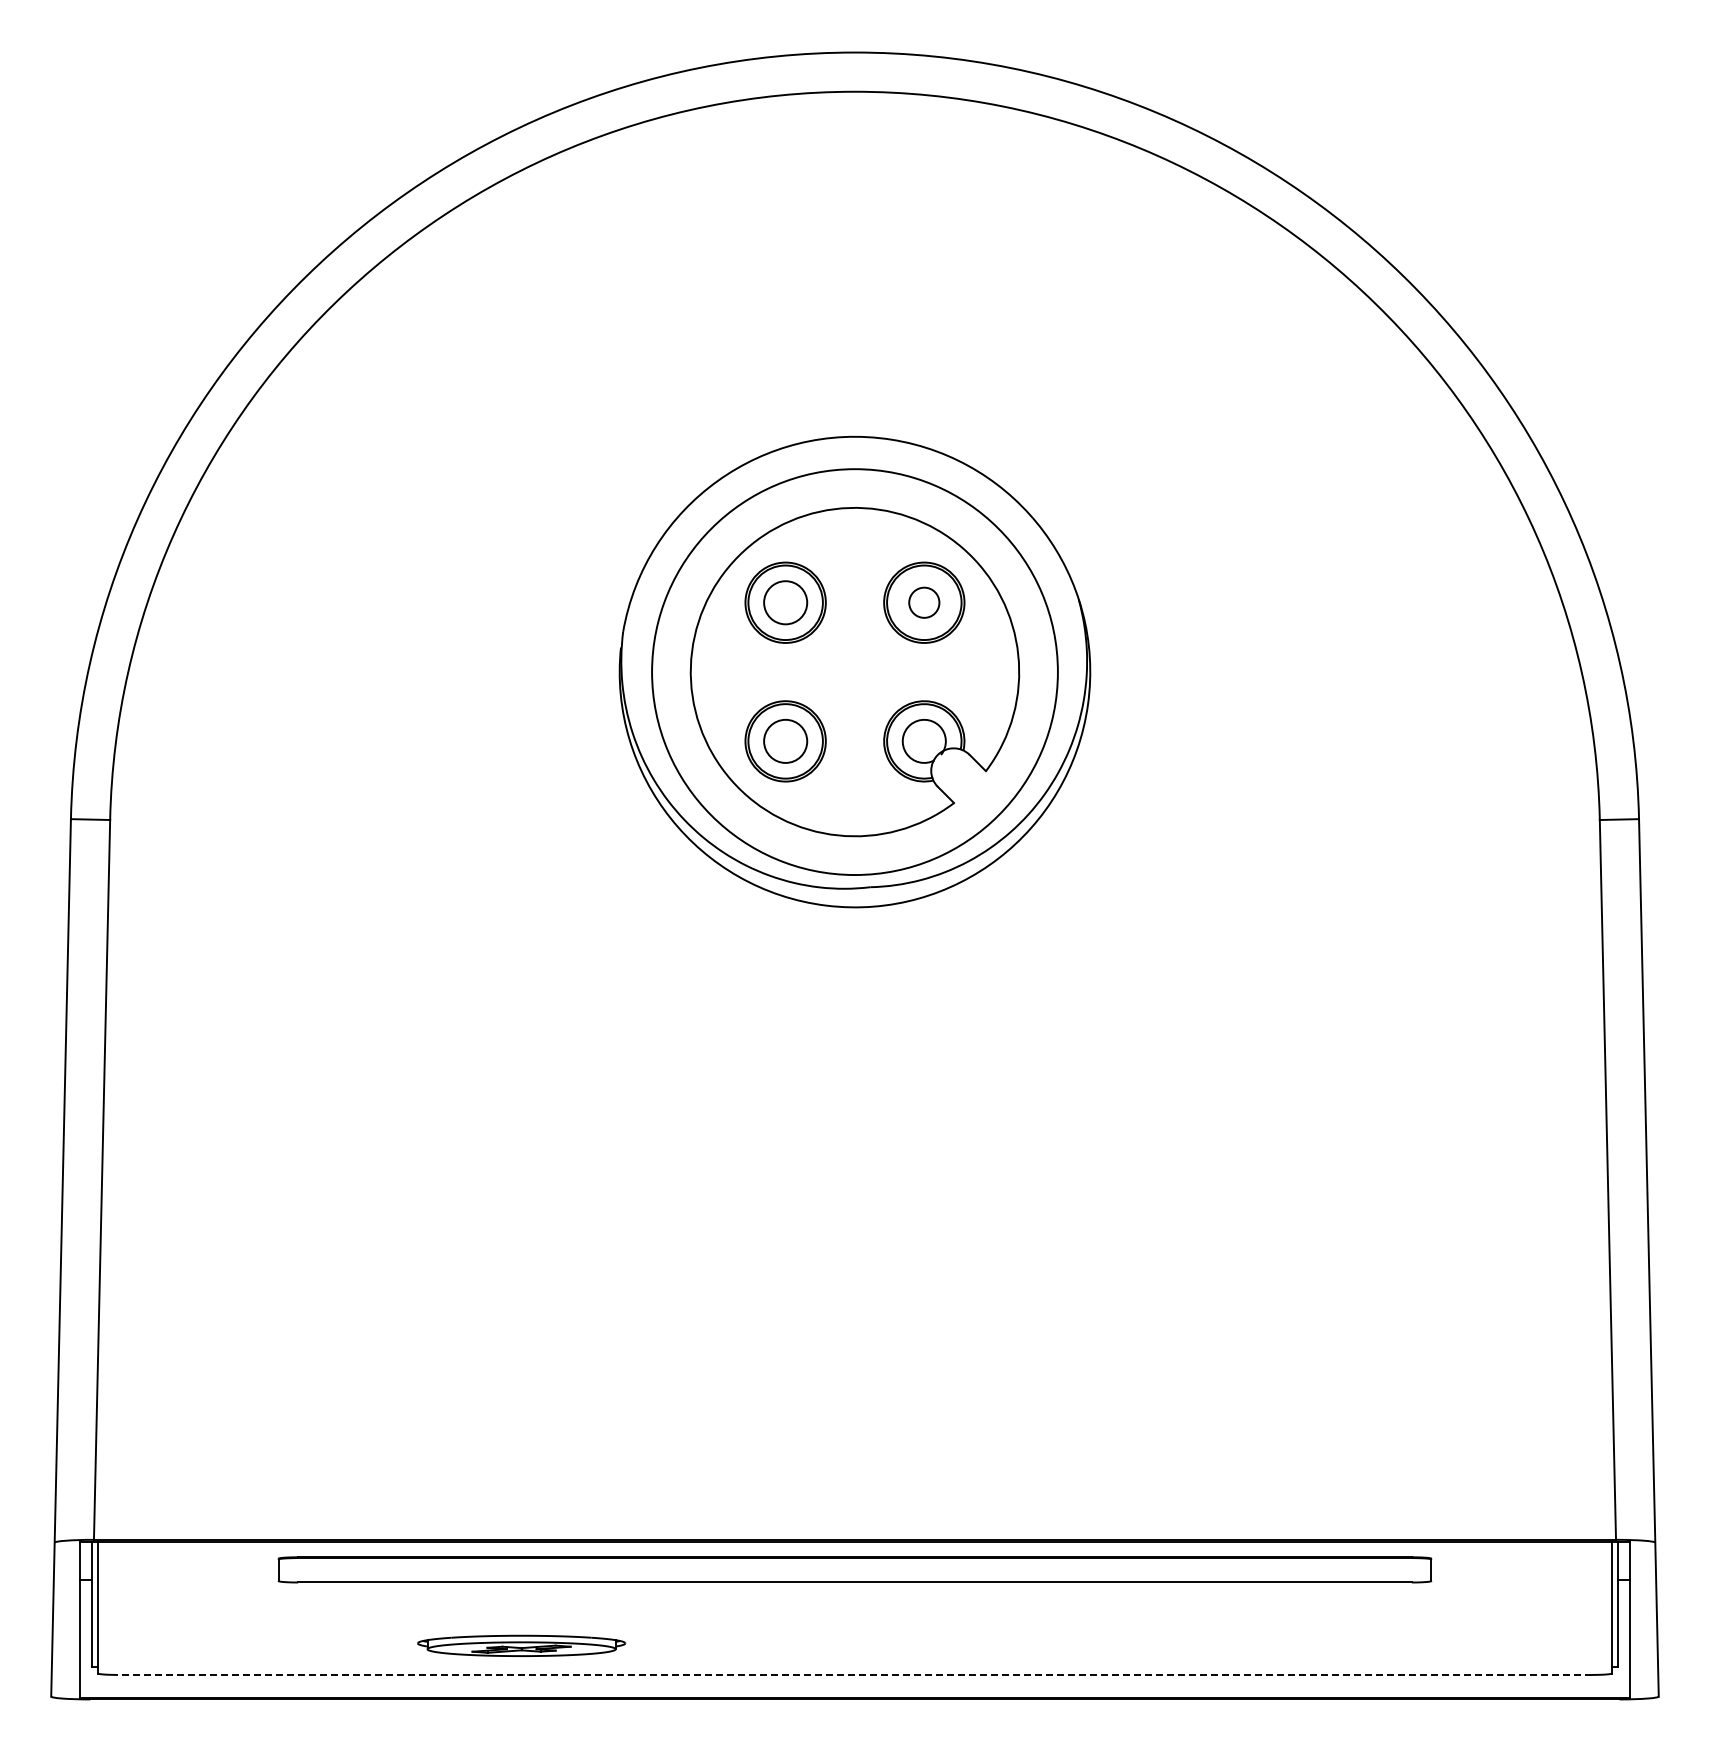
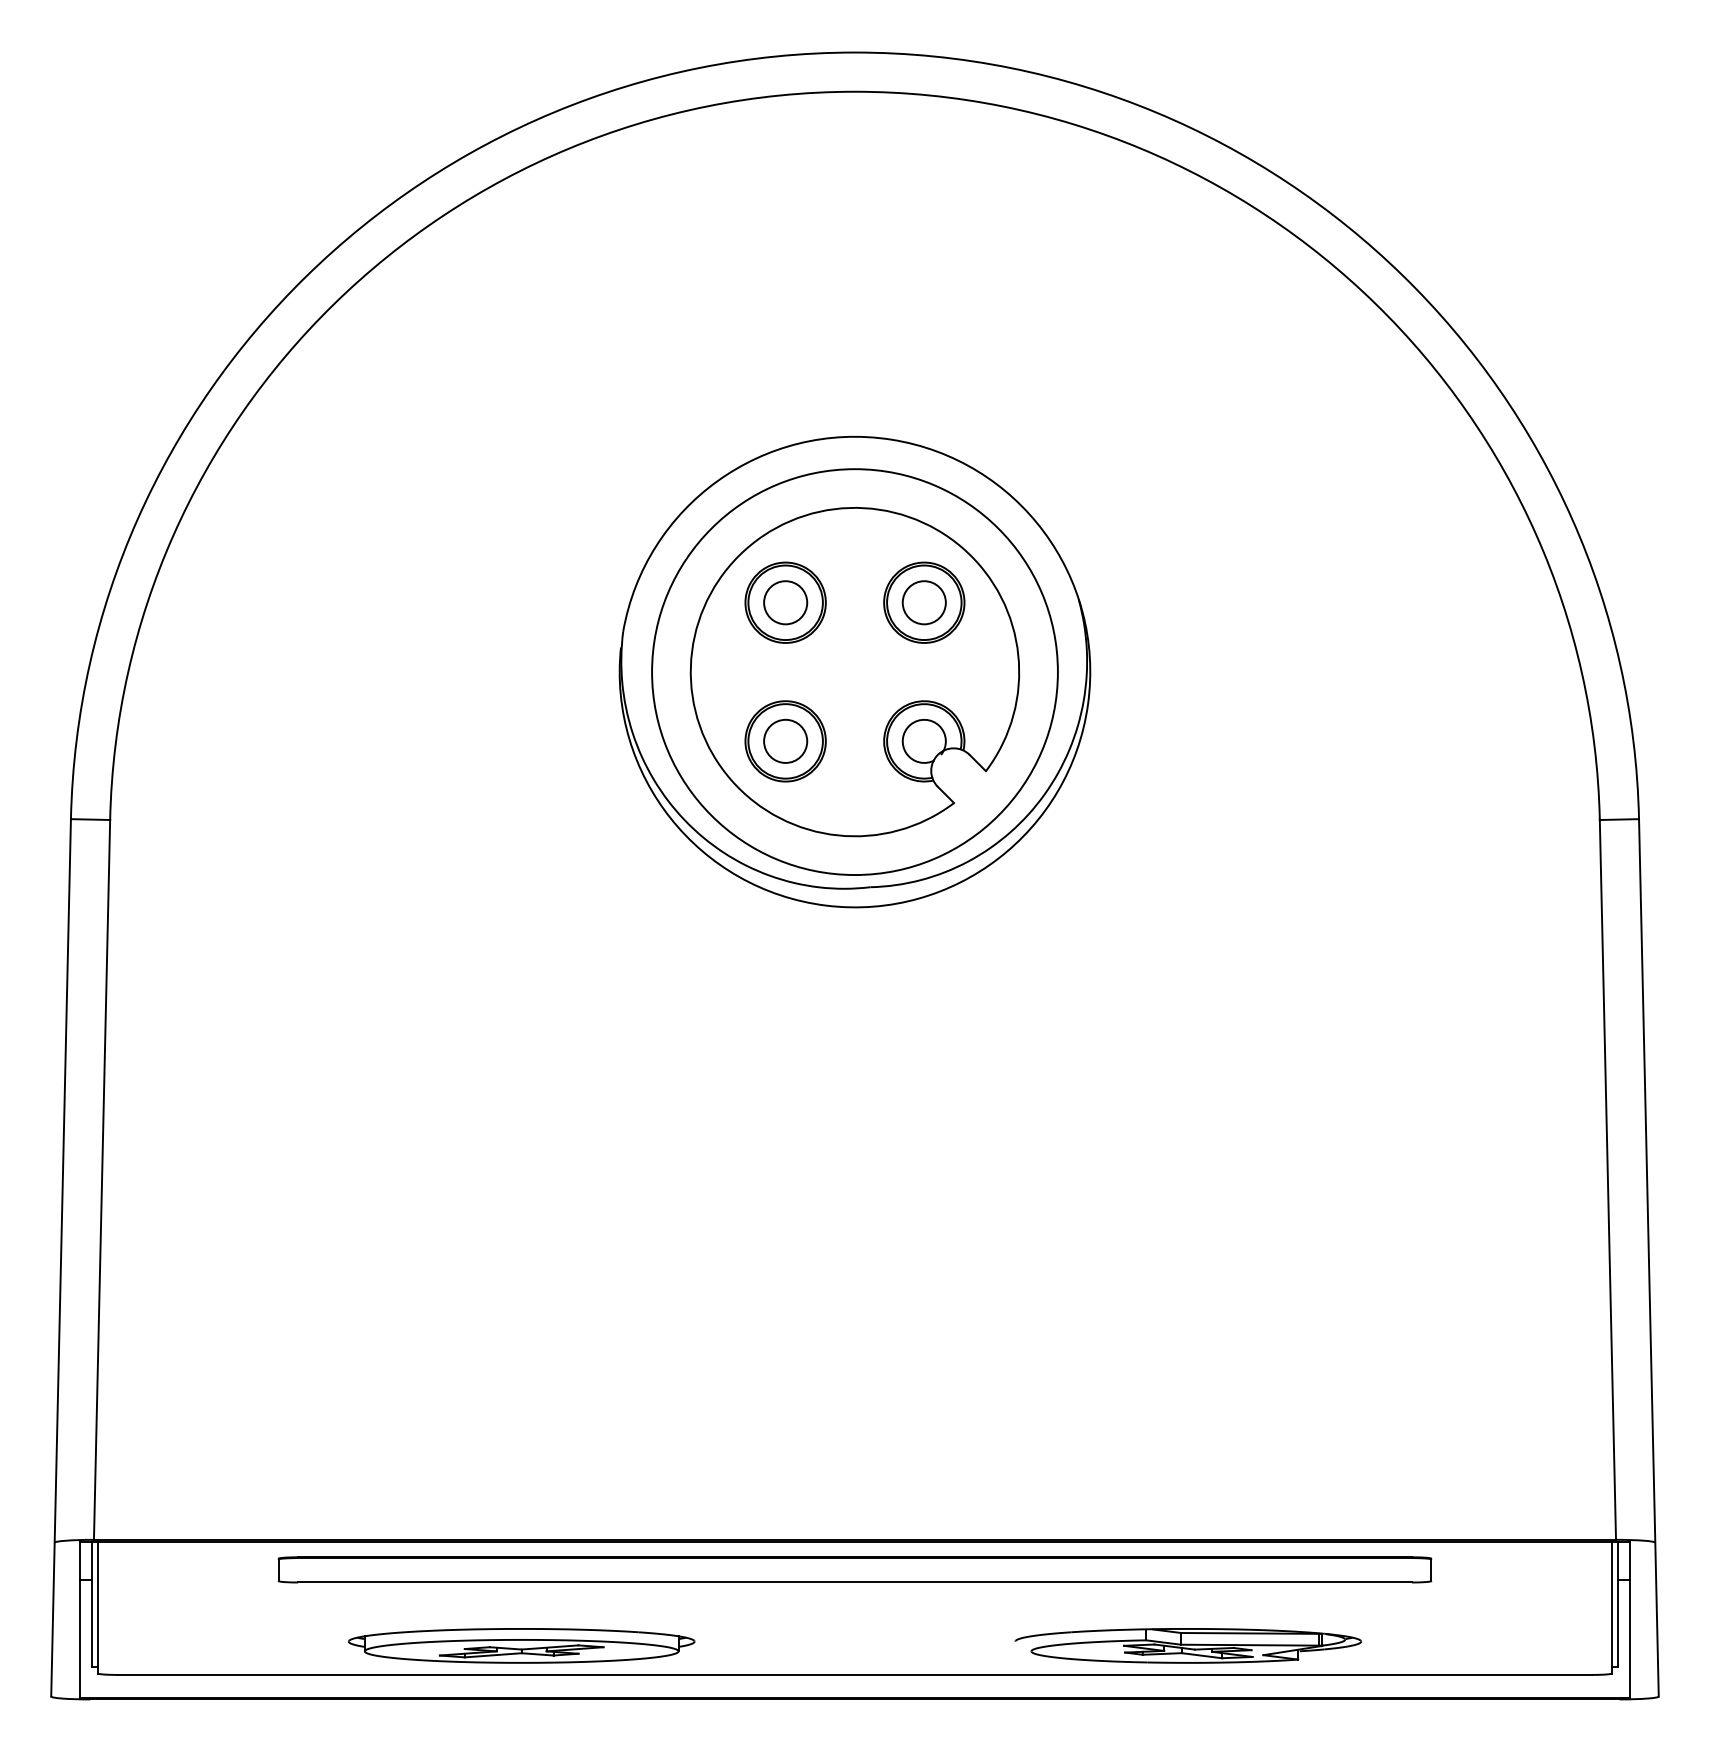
circle diameter: 30 px -> 43 px (923, 602)
part size: 210x23 px -> 349x36 px (521, 1645)
part: none -> present (1188, 1645)
line: dashed -> solid (854, 1674)
